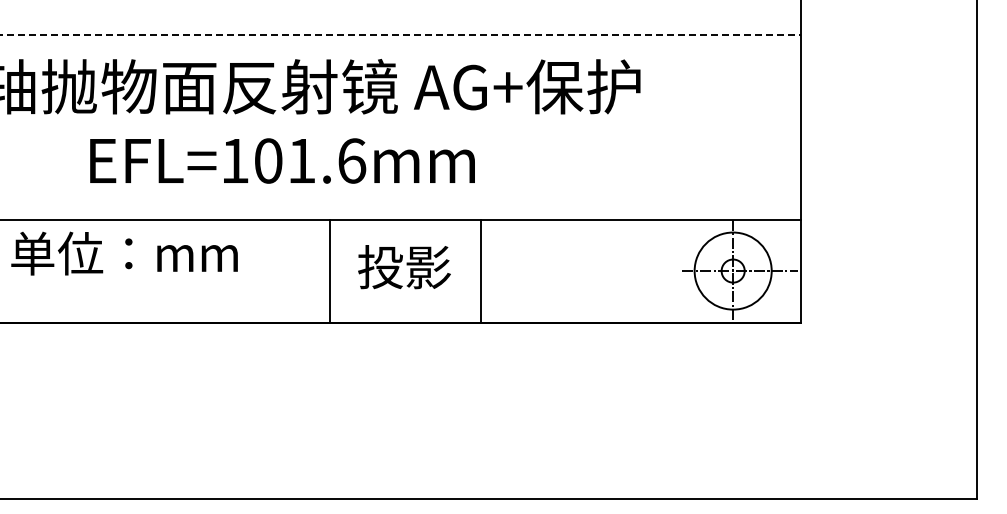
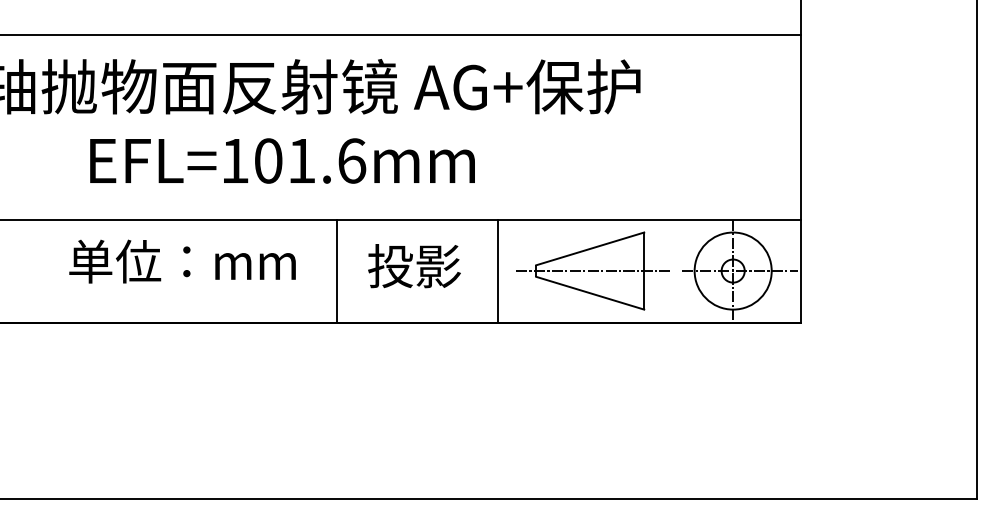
line: dashed -> solid (400, 34)
text position: (124, 253) -> (182, 261) (182, 261)
text position: (404, 267) -> (414, 266) (414, 266)
line position: (329, 270) -> (336, 270) (336, 270)
line position: (480, 270) -> (497, 270) (497, 270)
part: none -> present (592, 270)
